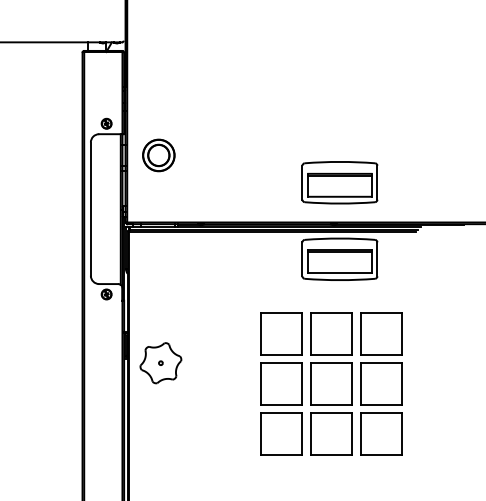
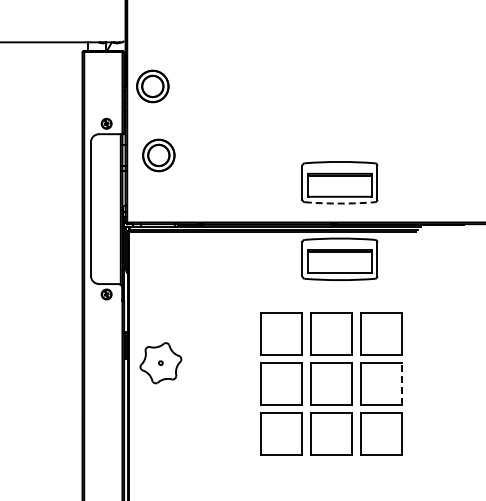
part: none -> present (152, 86)
arc: solid -> dashed (339, 203)
line: solid -> dashed (402, 384)
